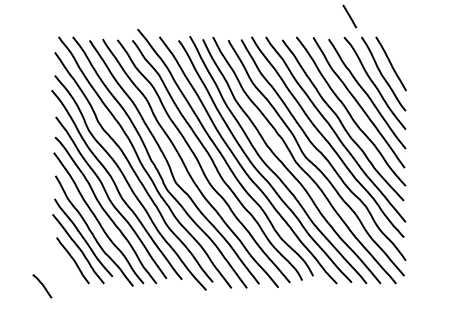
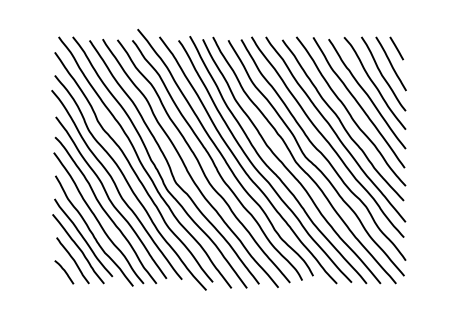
line position: (349, 16) -> (396, 48) (396, 48)
curve position: (42, 286) -> (64, 272) (64, 272)
